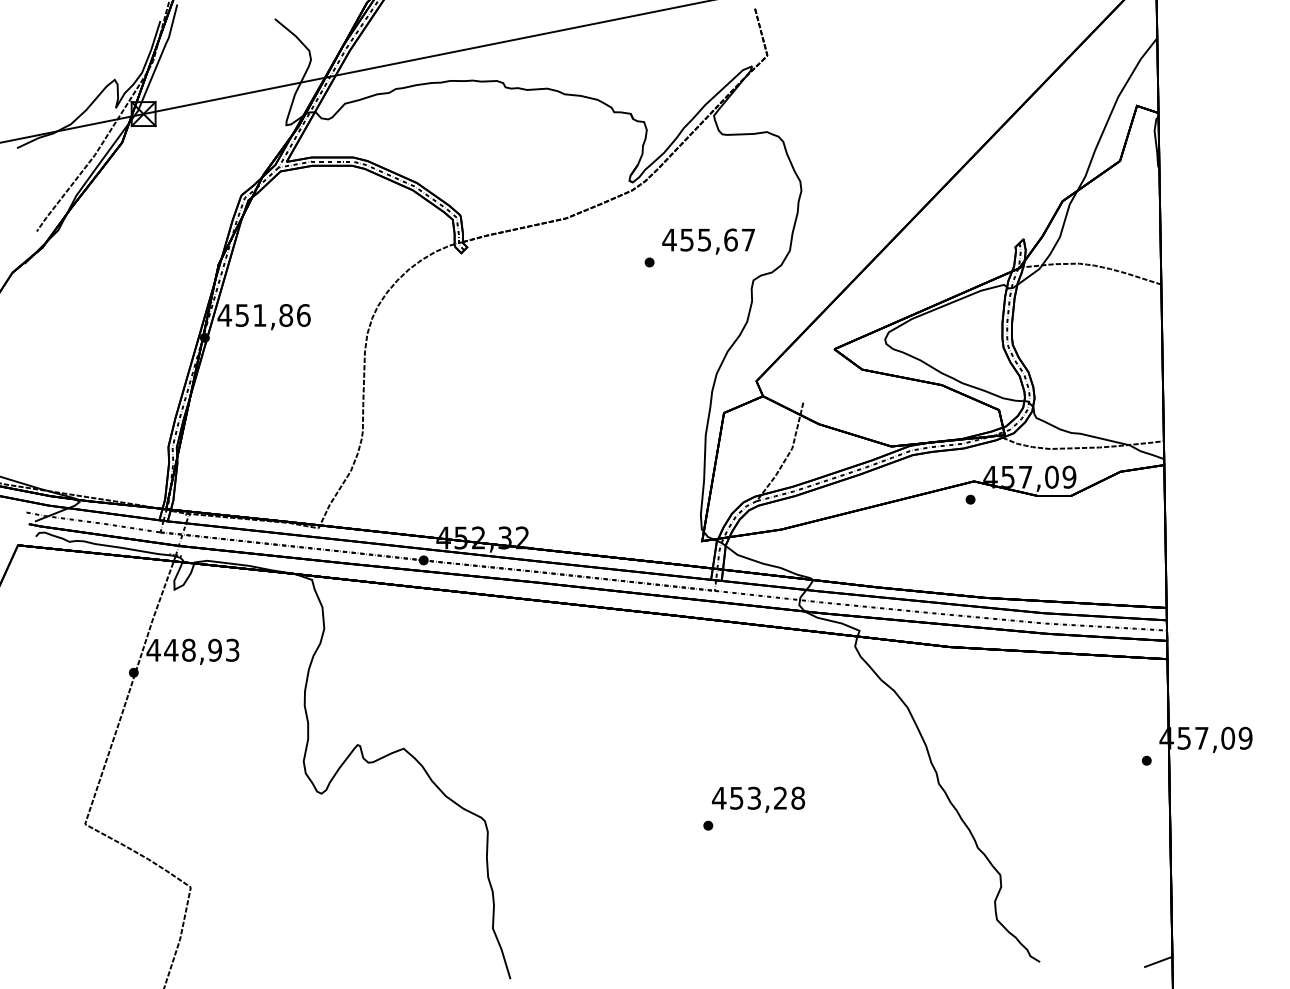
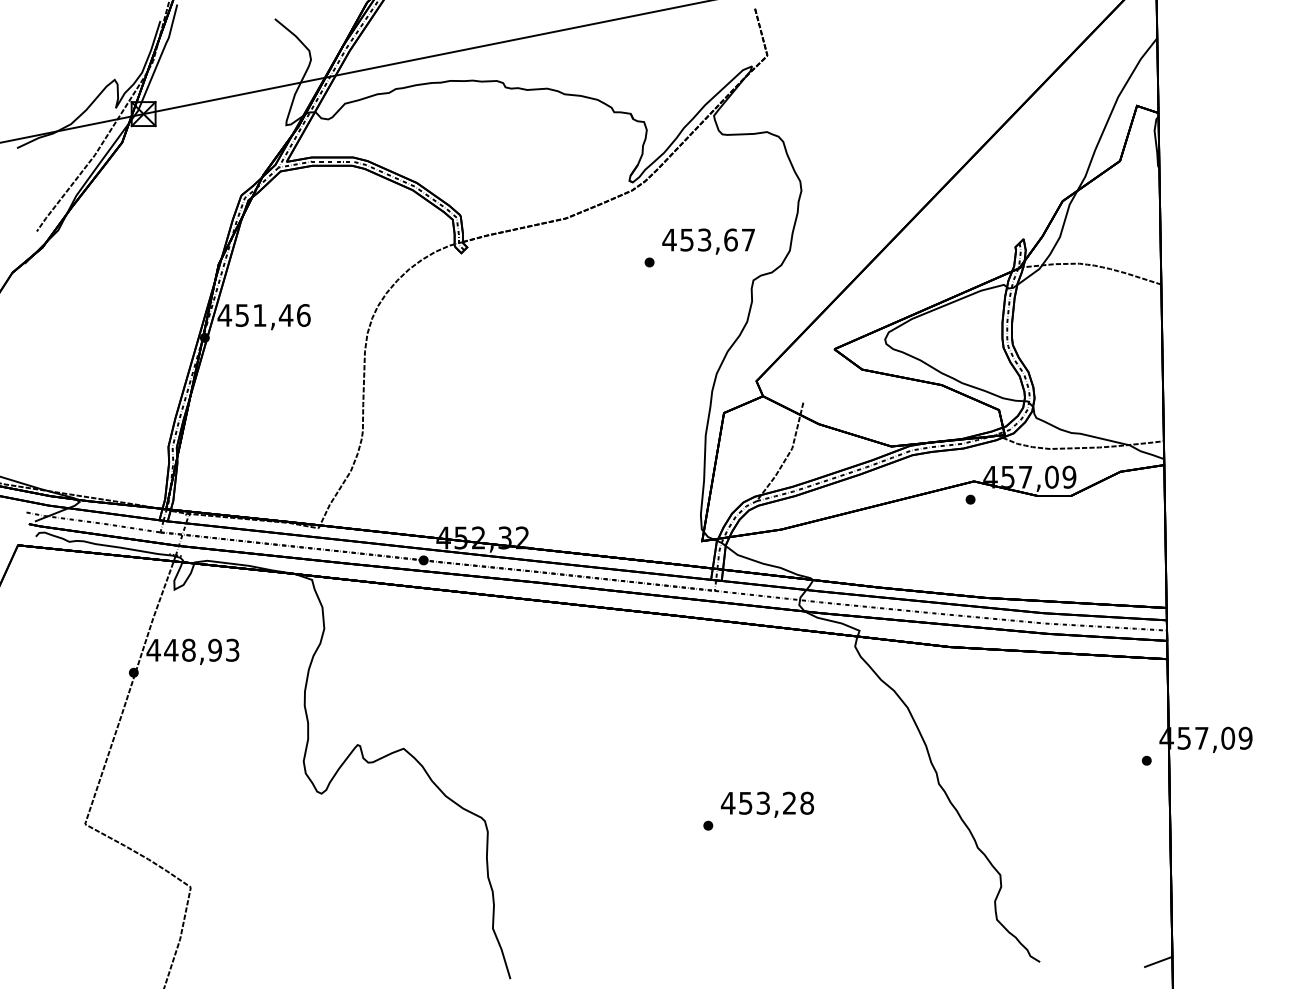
text: 455,67 -> 453,67 (704, 239)
text: 451,86 -> 451,46 (285, 315)
text position: (758, 799) -> (767, 804) (767, 804)
